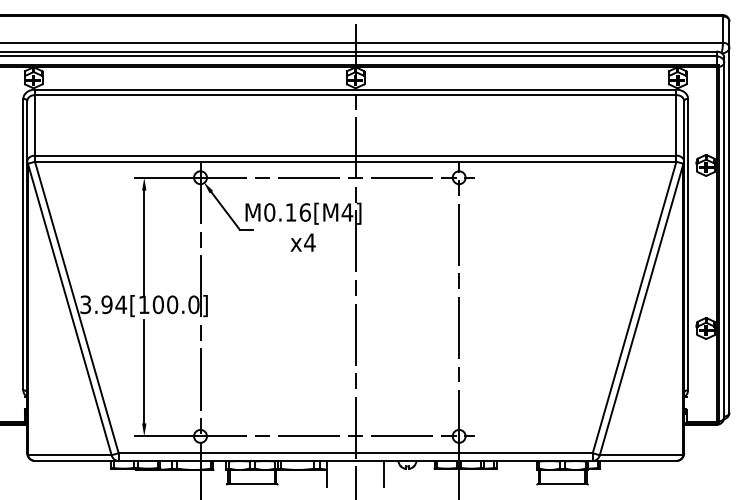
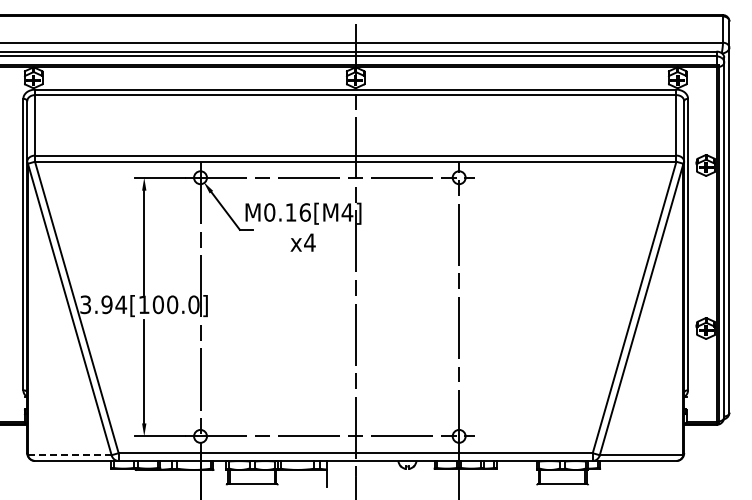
line: solid -> dashed (69, 455)
line: present -> none (384, 473)
